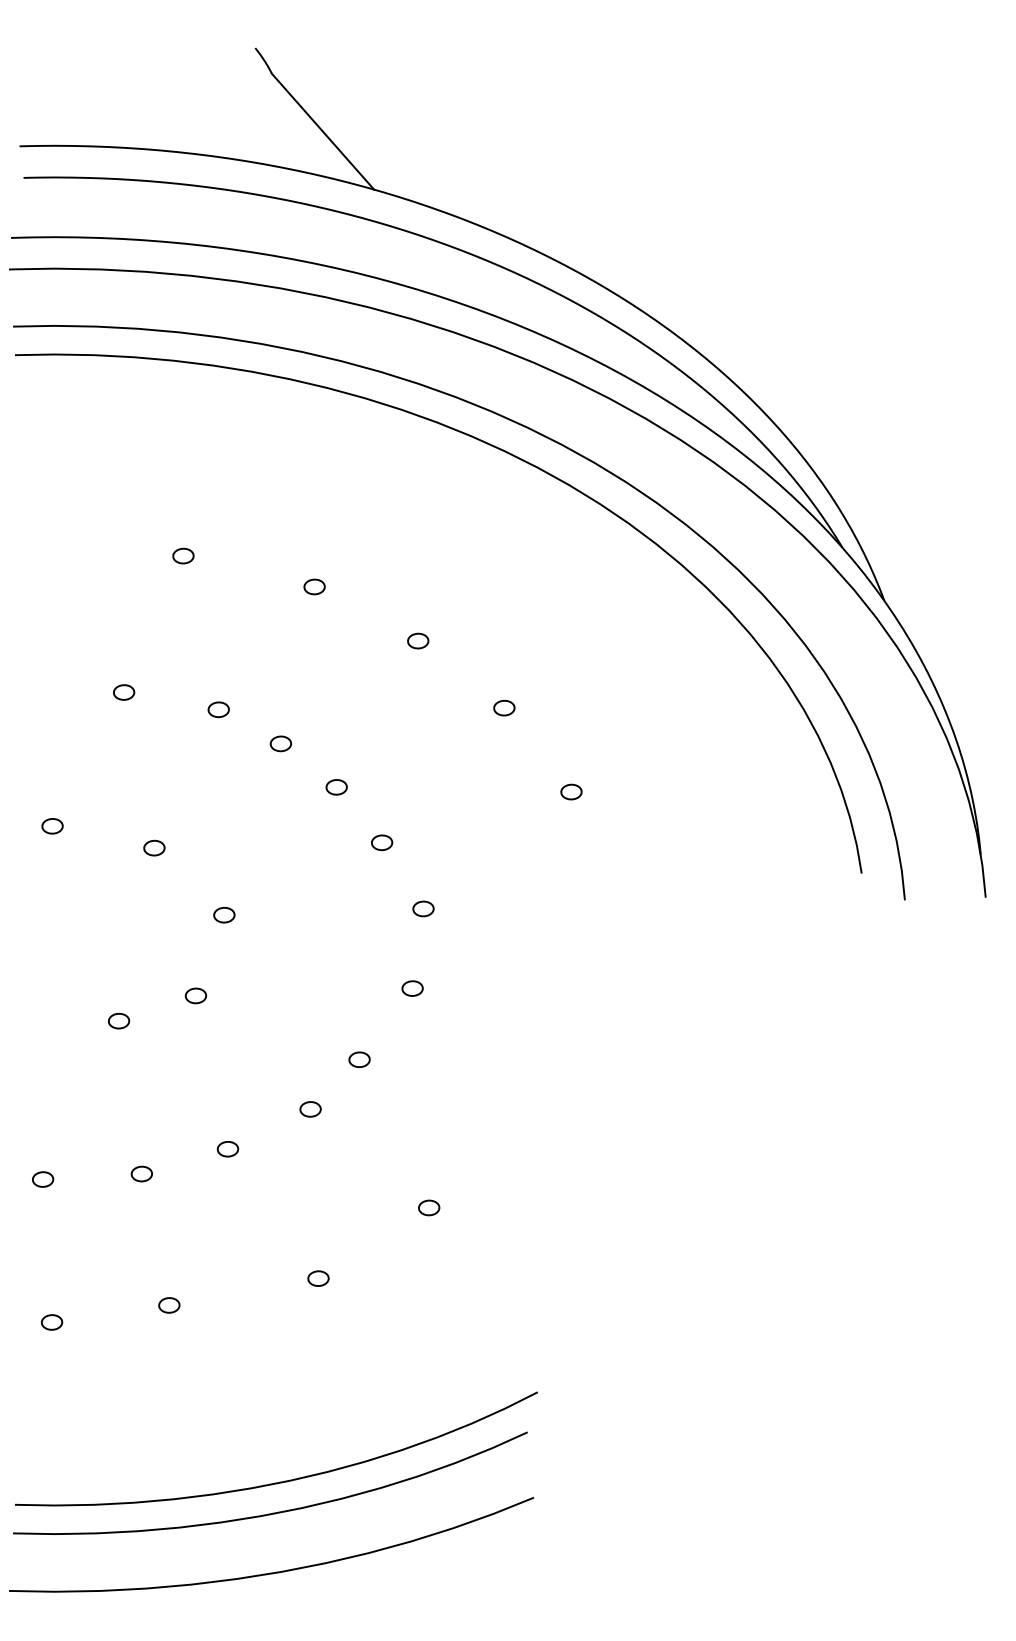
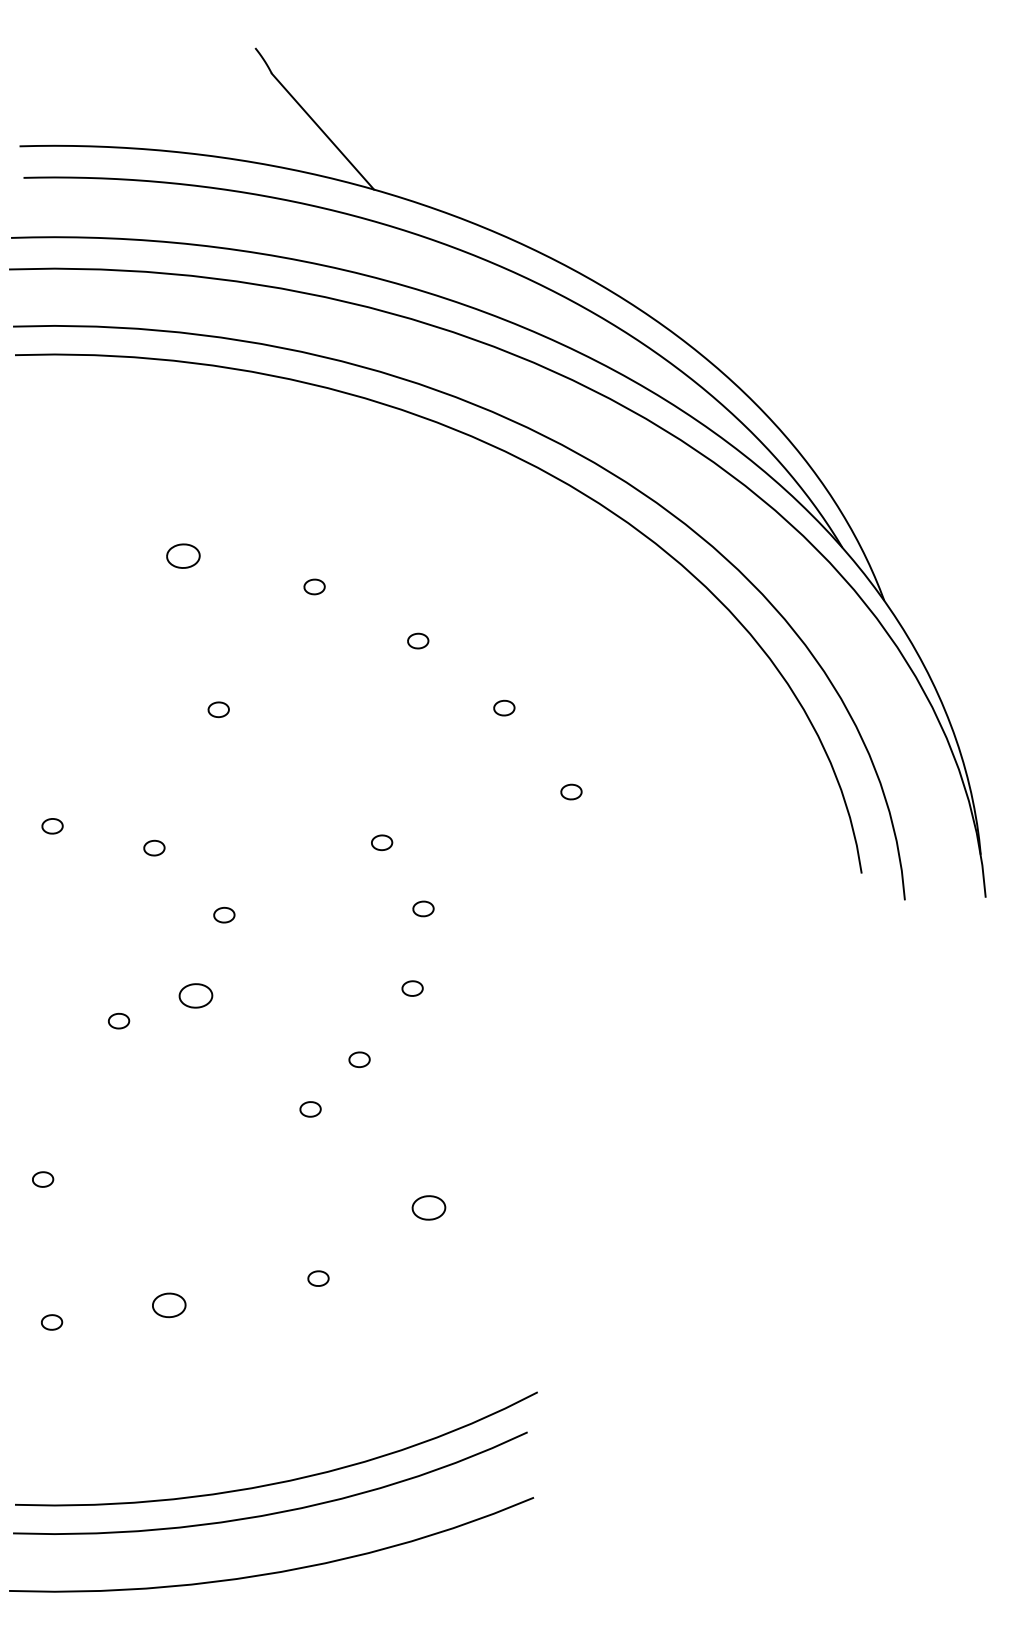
part size: 23x18 px -> 35x26 px (183, 555)
part: present -> none (124, 692)
part: present -> none (280, 743)
part: present -> none (336, 787)
part size: 24x18 px -> 36x26 px (195, 995)
part: present -> none (227, 1149)
part: present -> none (141, 1173)
part size: 23x18 px -> 36x26 px (428, 1207)
part size: 23x17 px -> 35x27 px (169, 1305)
